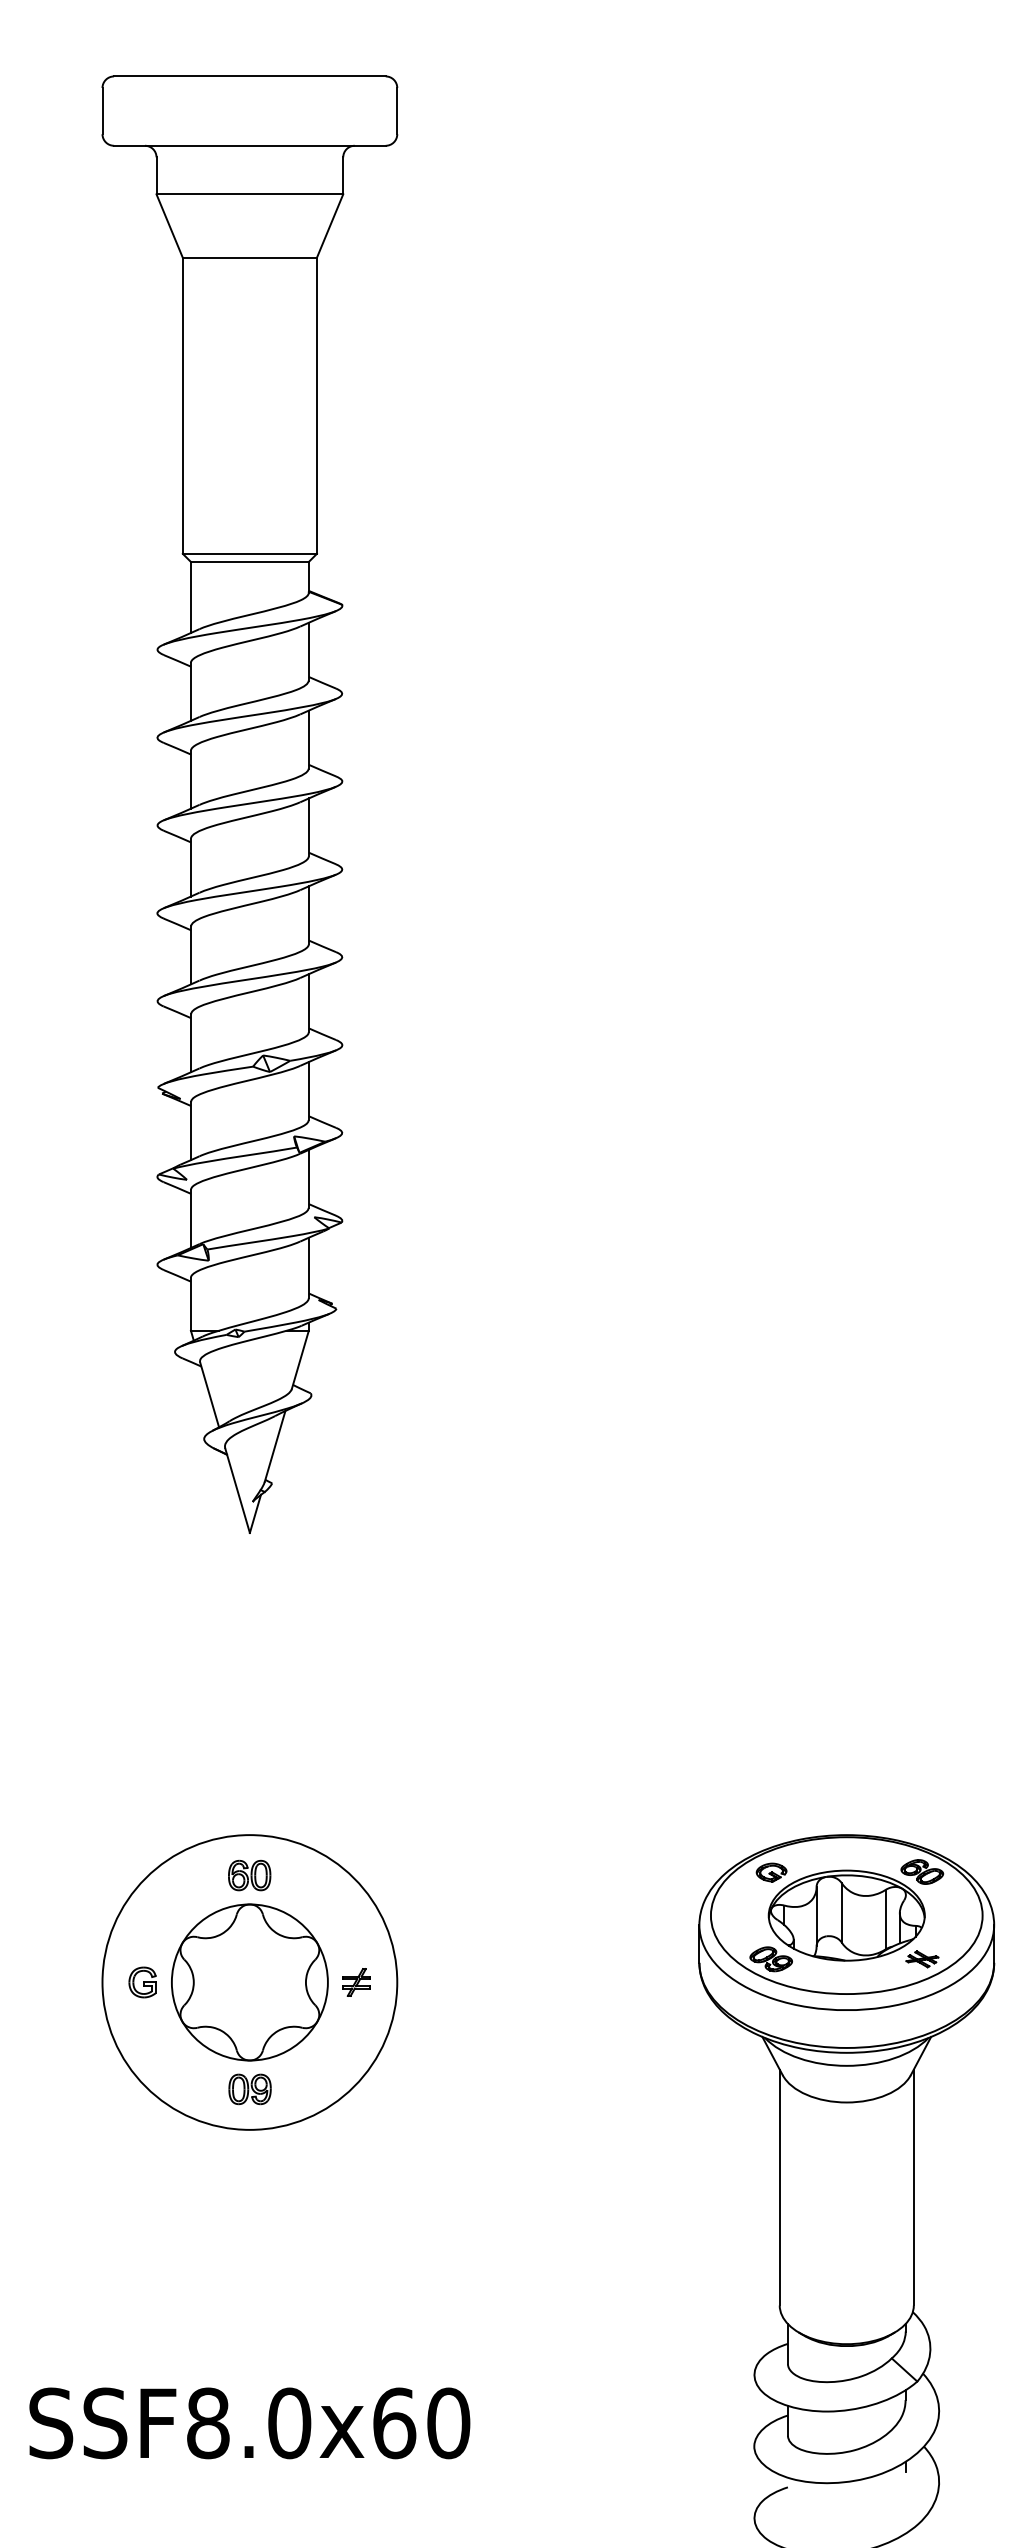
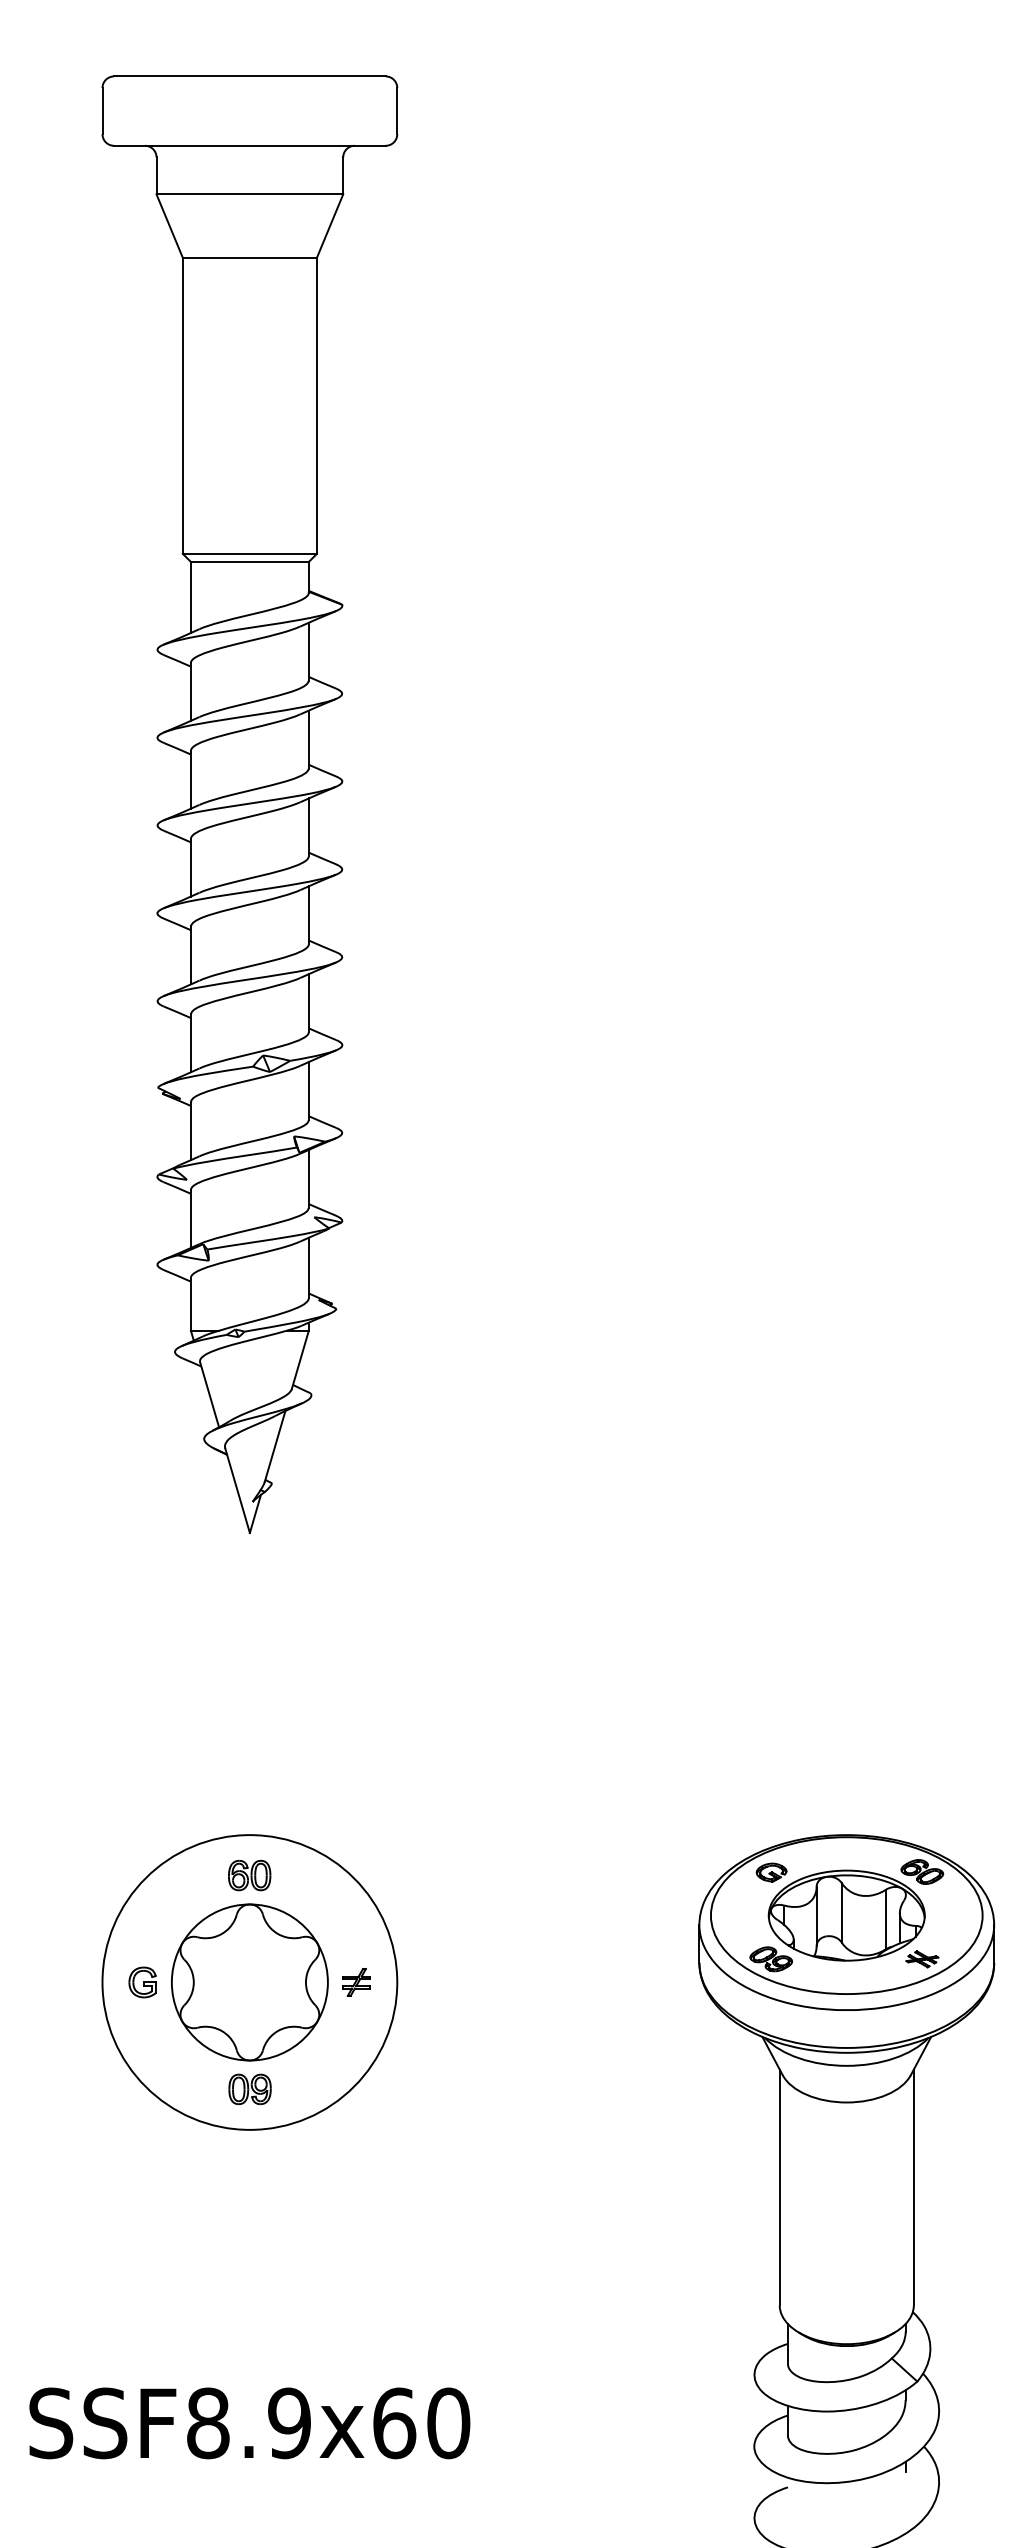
text: SSF8.0x60 -> SSF8.9x60 (289, 2423)
